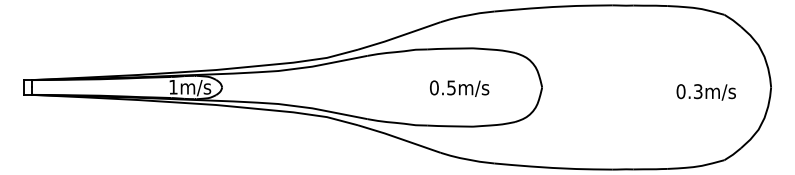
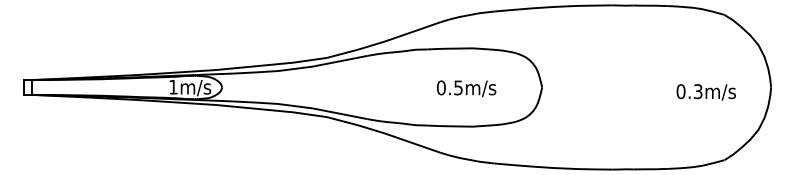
text position: (459, 88) -> (466, 88) (466, 88)
